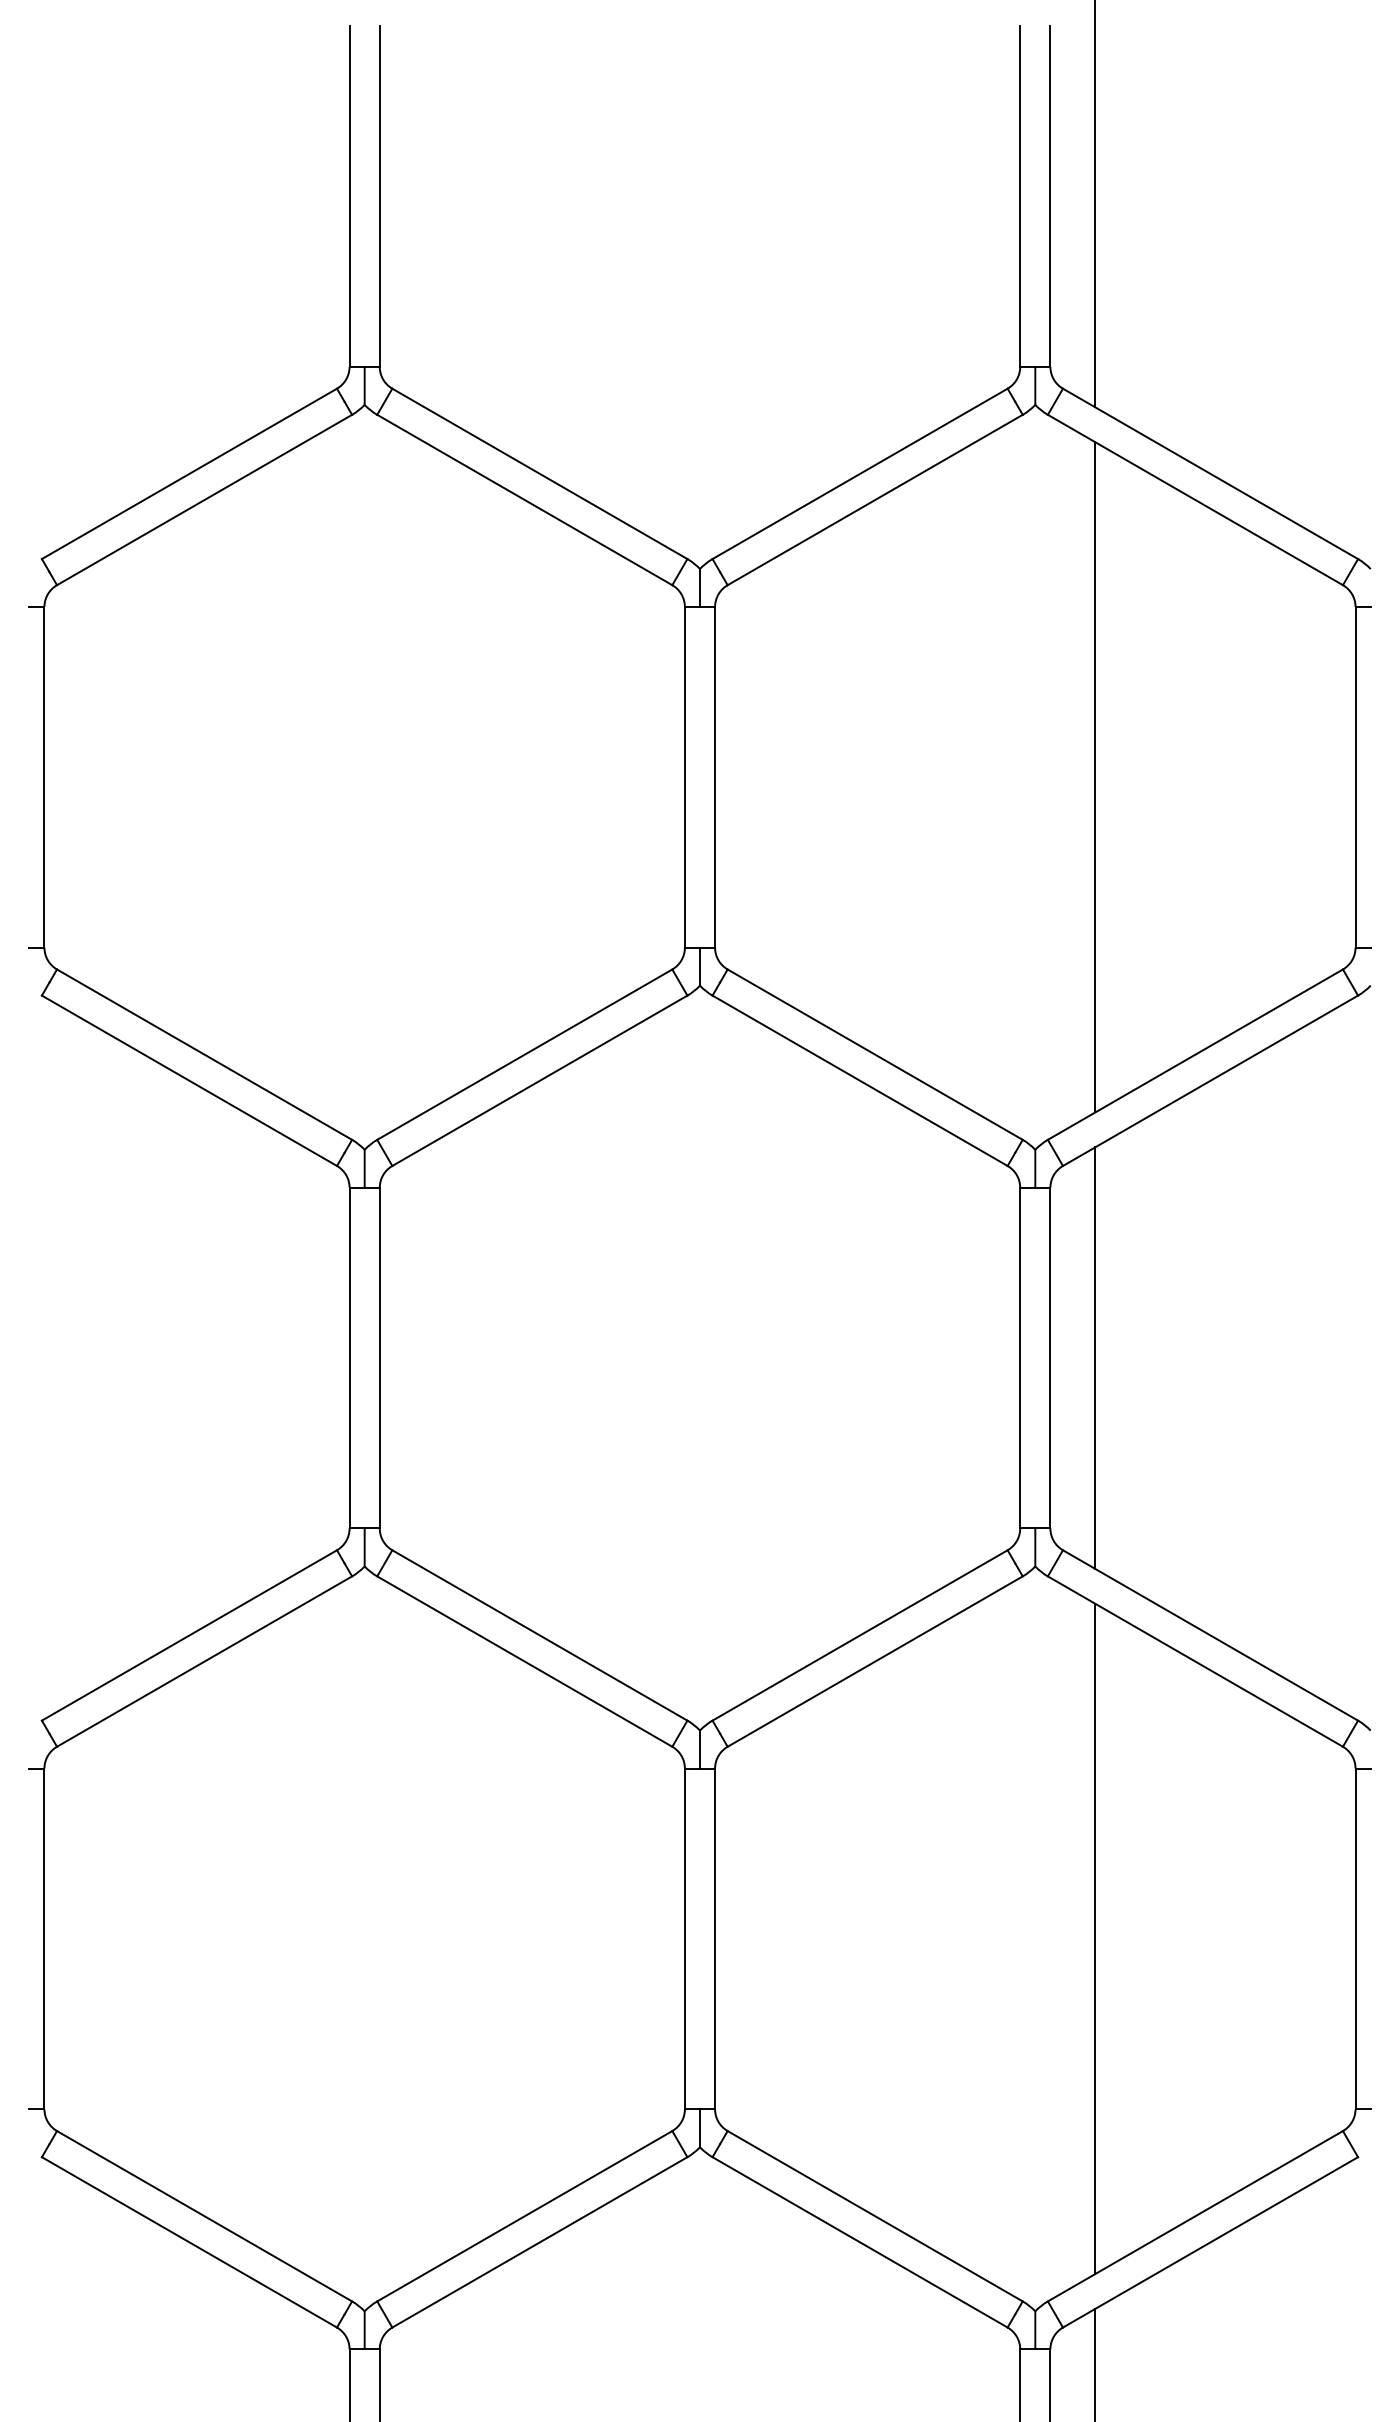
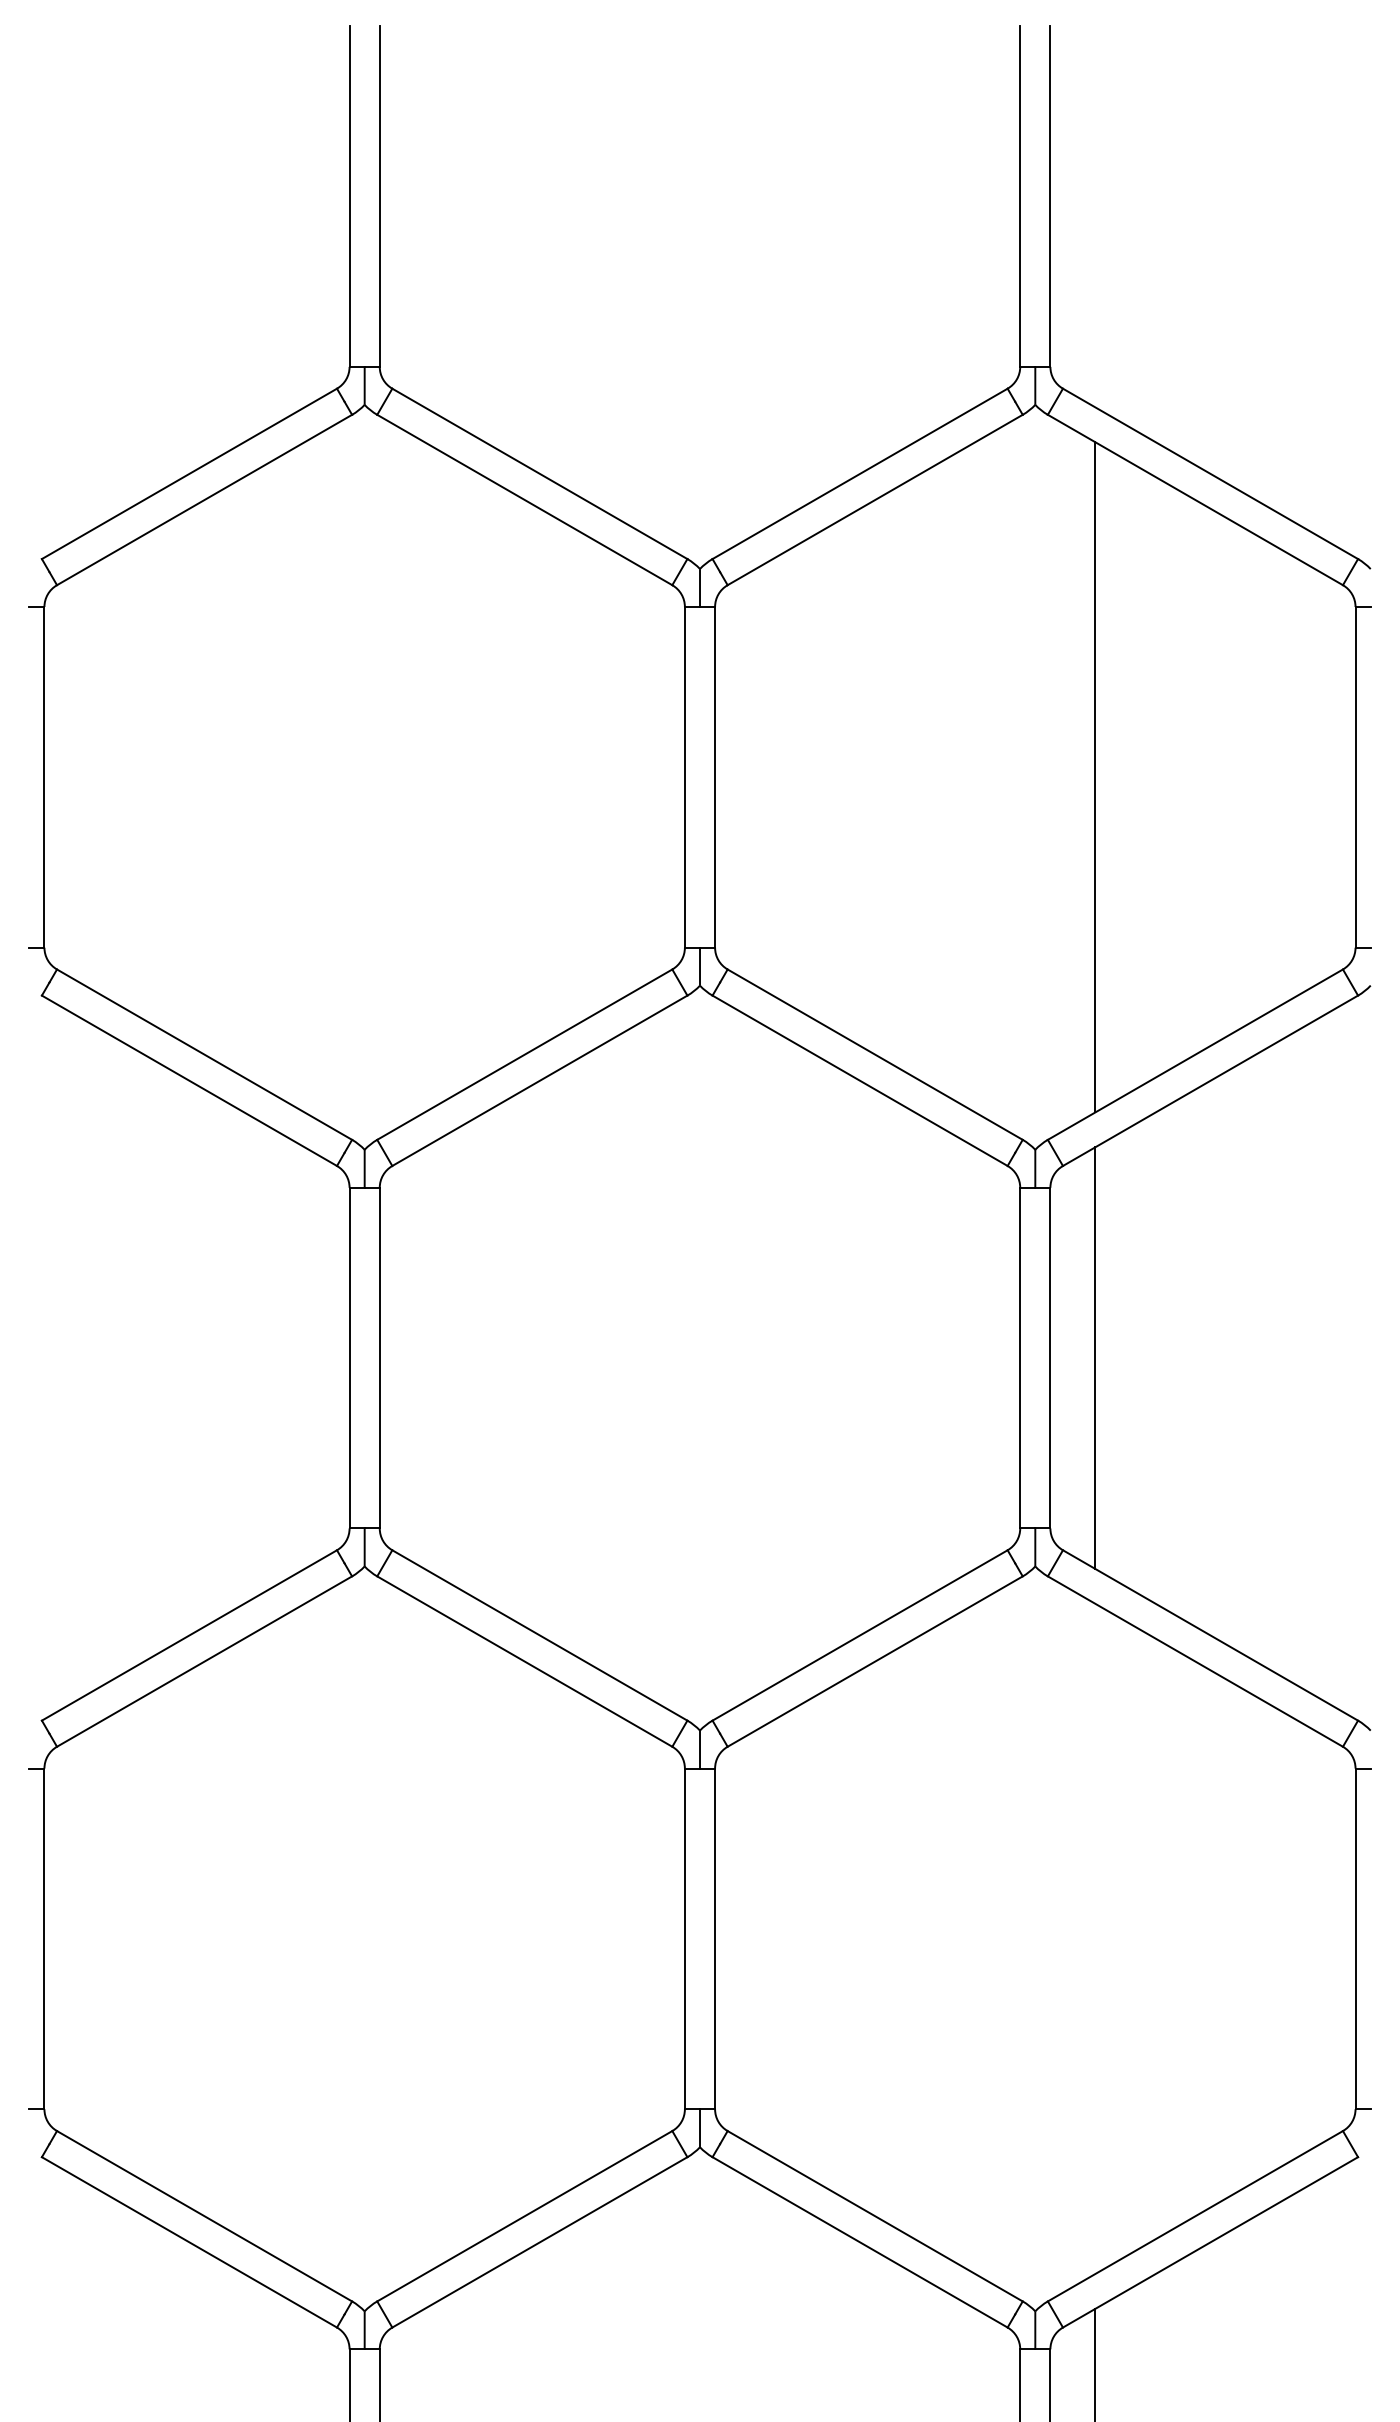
line: present -> none (1095, 204)
line: present -> none (1095, 1938)
